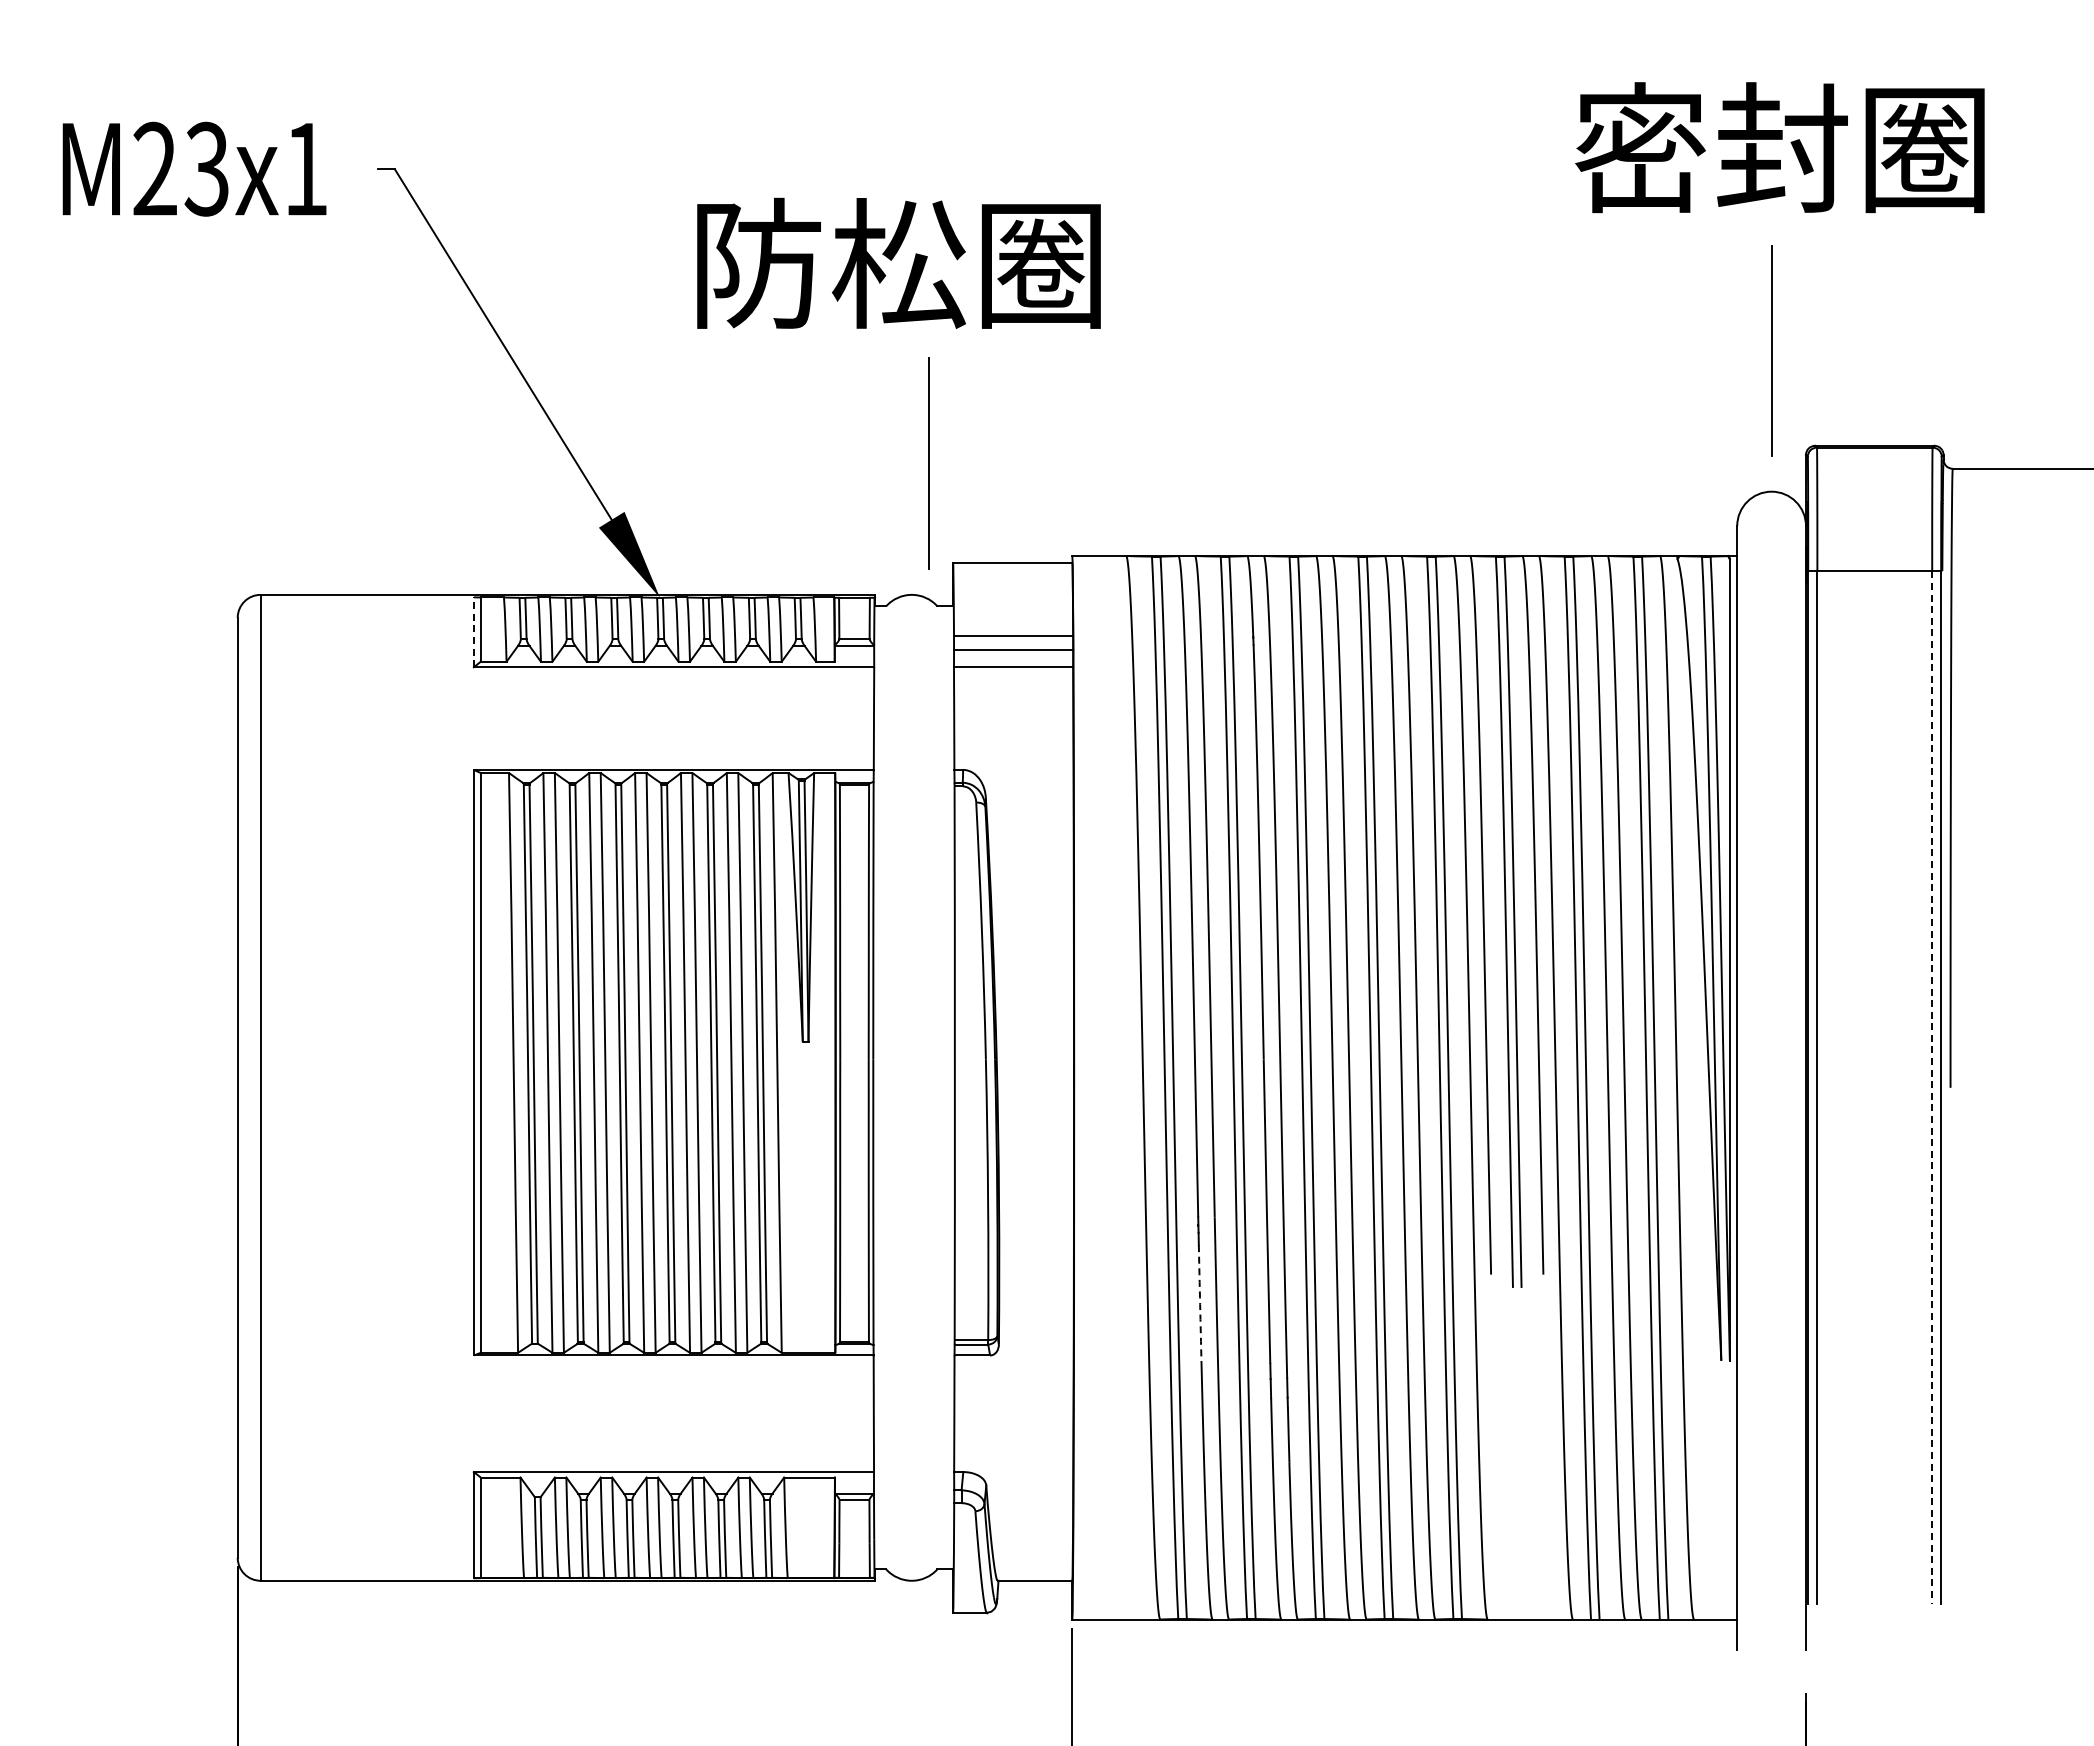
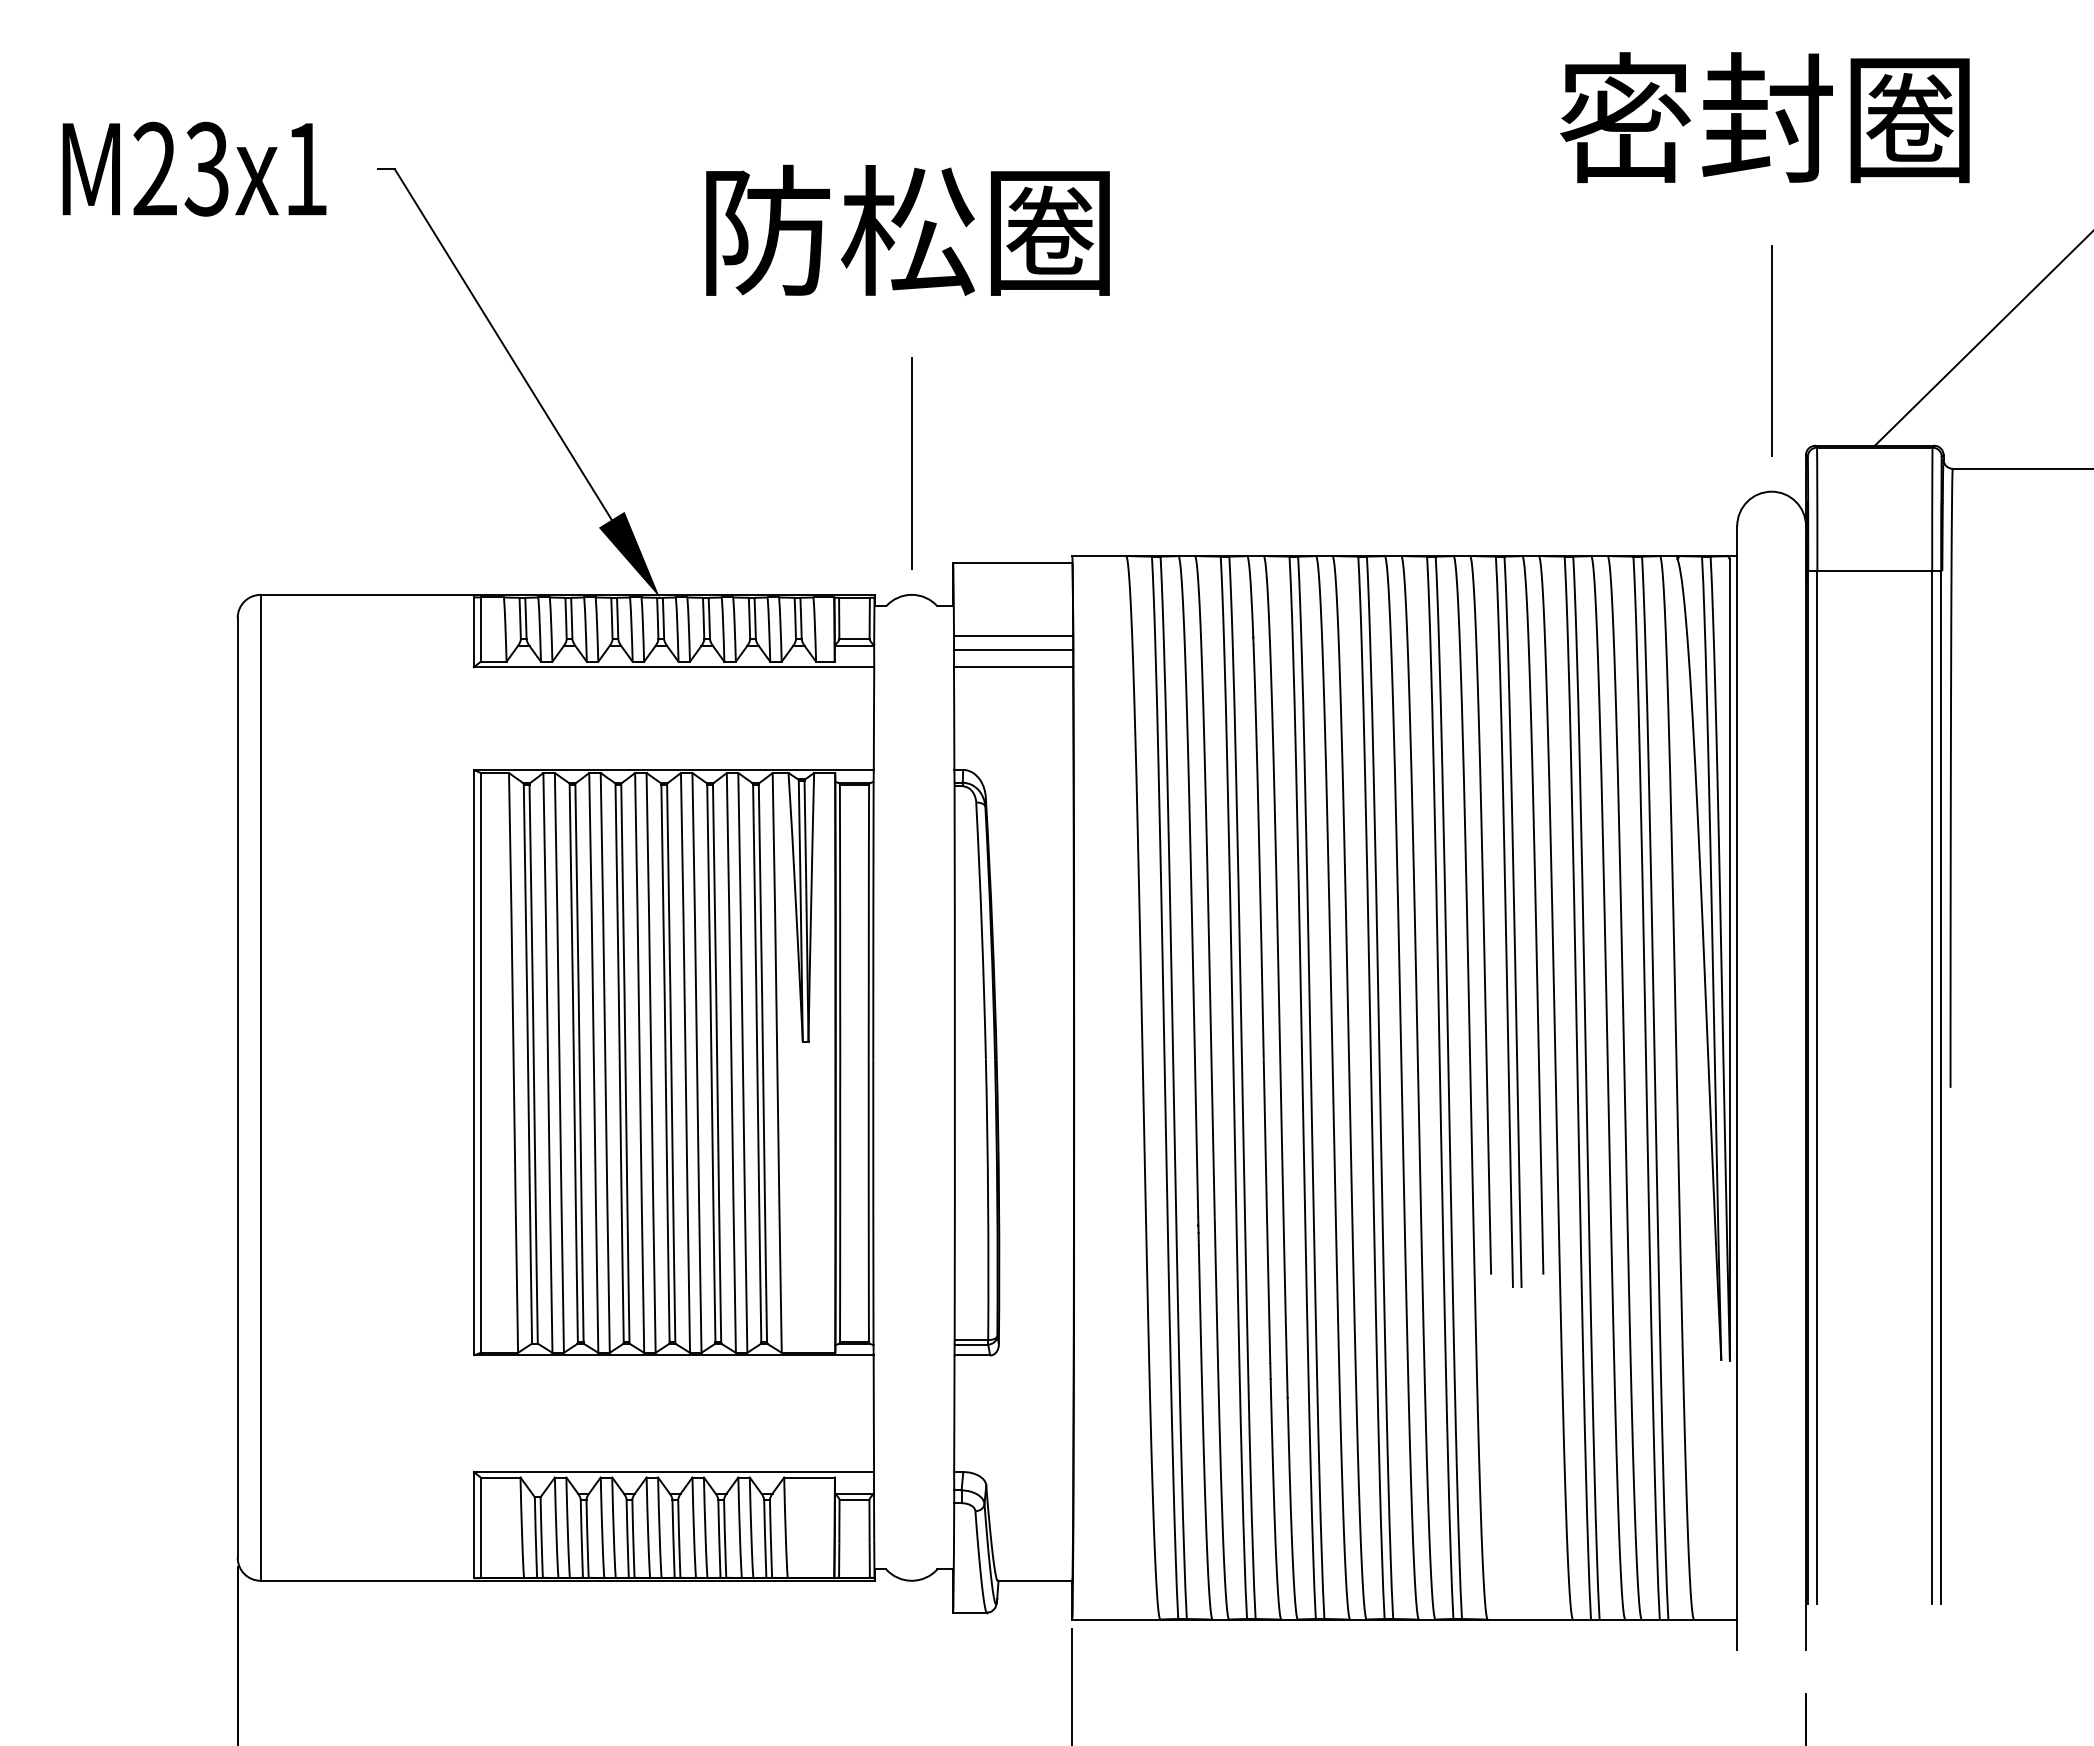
text position: (1779, 147) -> (1764, 117) (1764, 117)
text position: (898, 262) -> (907, 229) (907, 229)
line: none -> present (1982, 339)
line position: (928, 463) -> (911, 463) (911, 463)
line: dashed -> solid (473, 632)
line: dashed -> solid (1932, 1088)
arc: dashed -> solid (1200, 1304)
